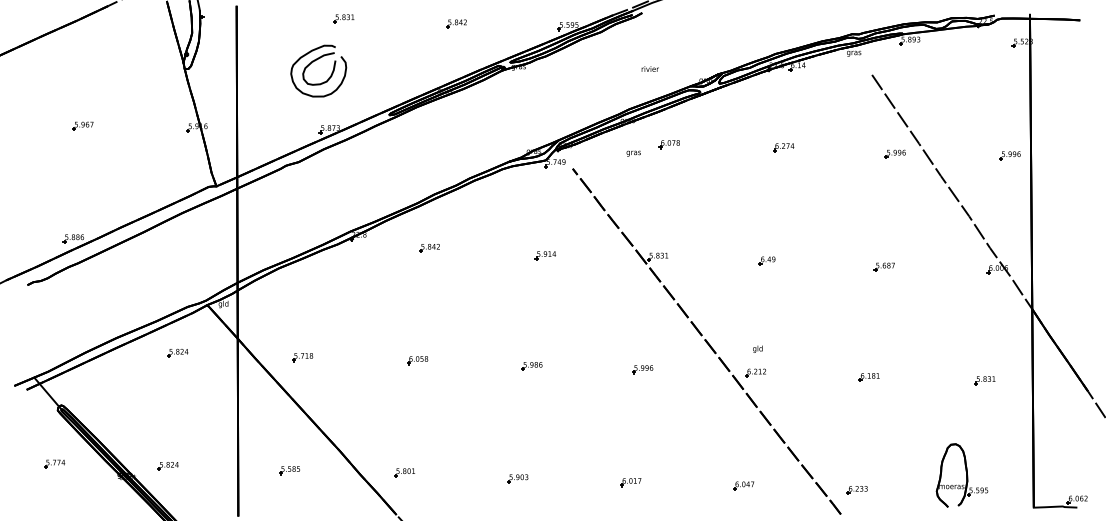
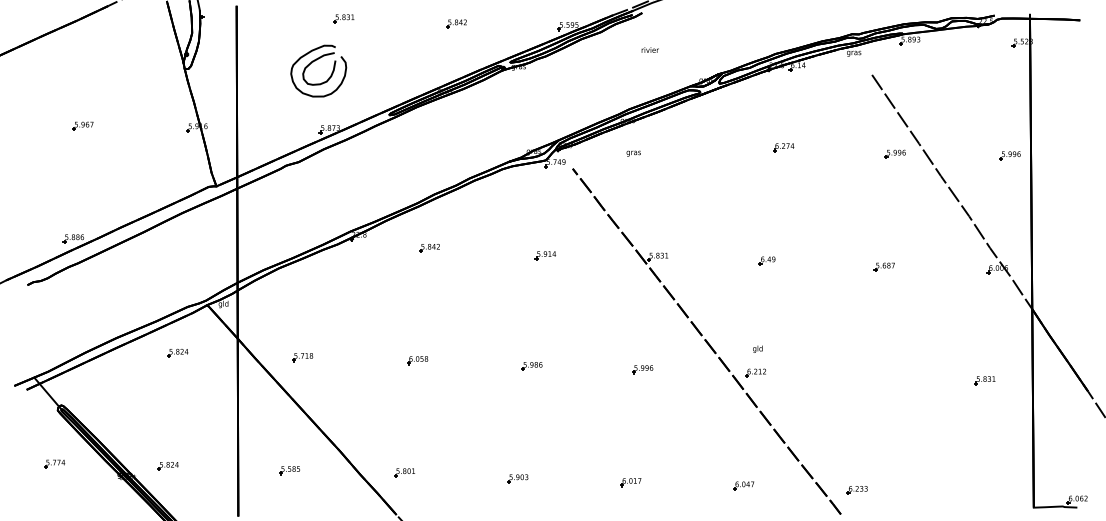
text position: (649, 68) -> (649, 49) (649, 49)
part: present -> none (668, 144)
part: present -> none (868, 377)
part: present -> none (961, 475)
